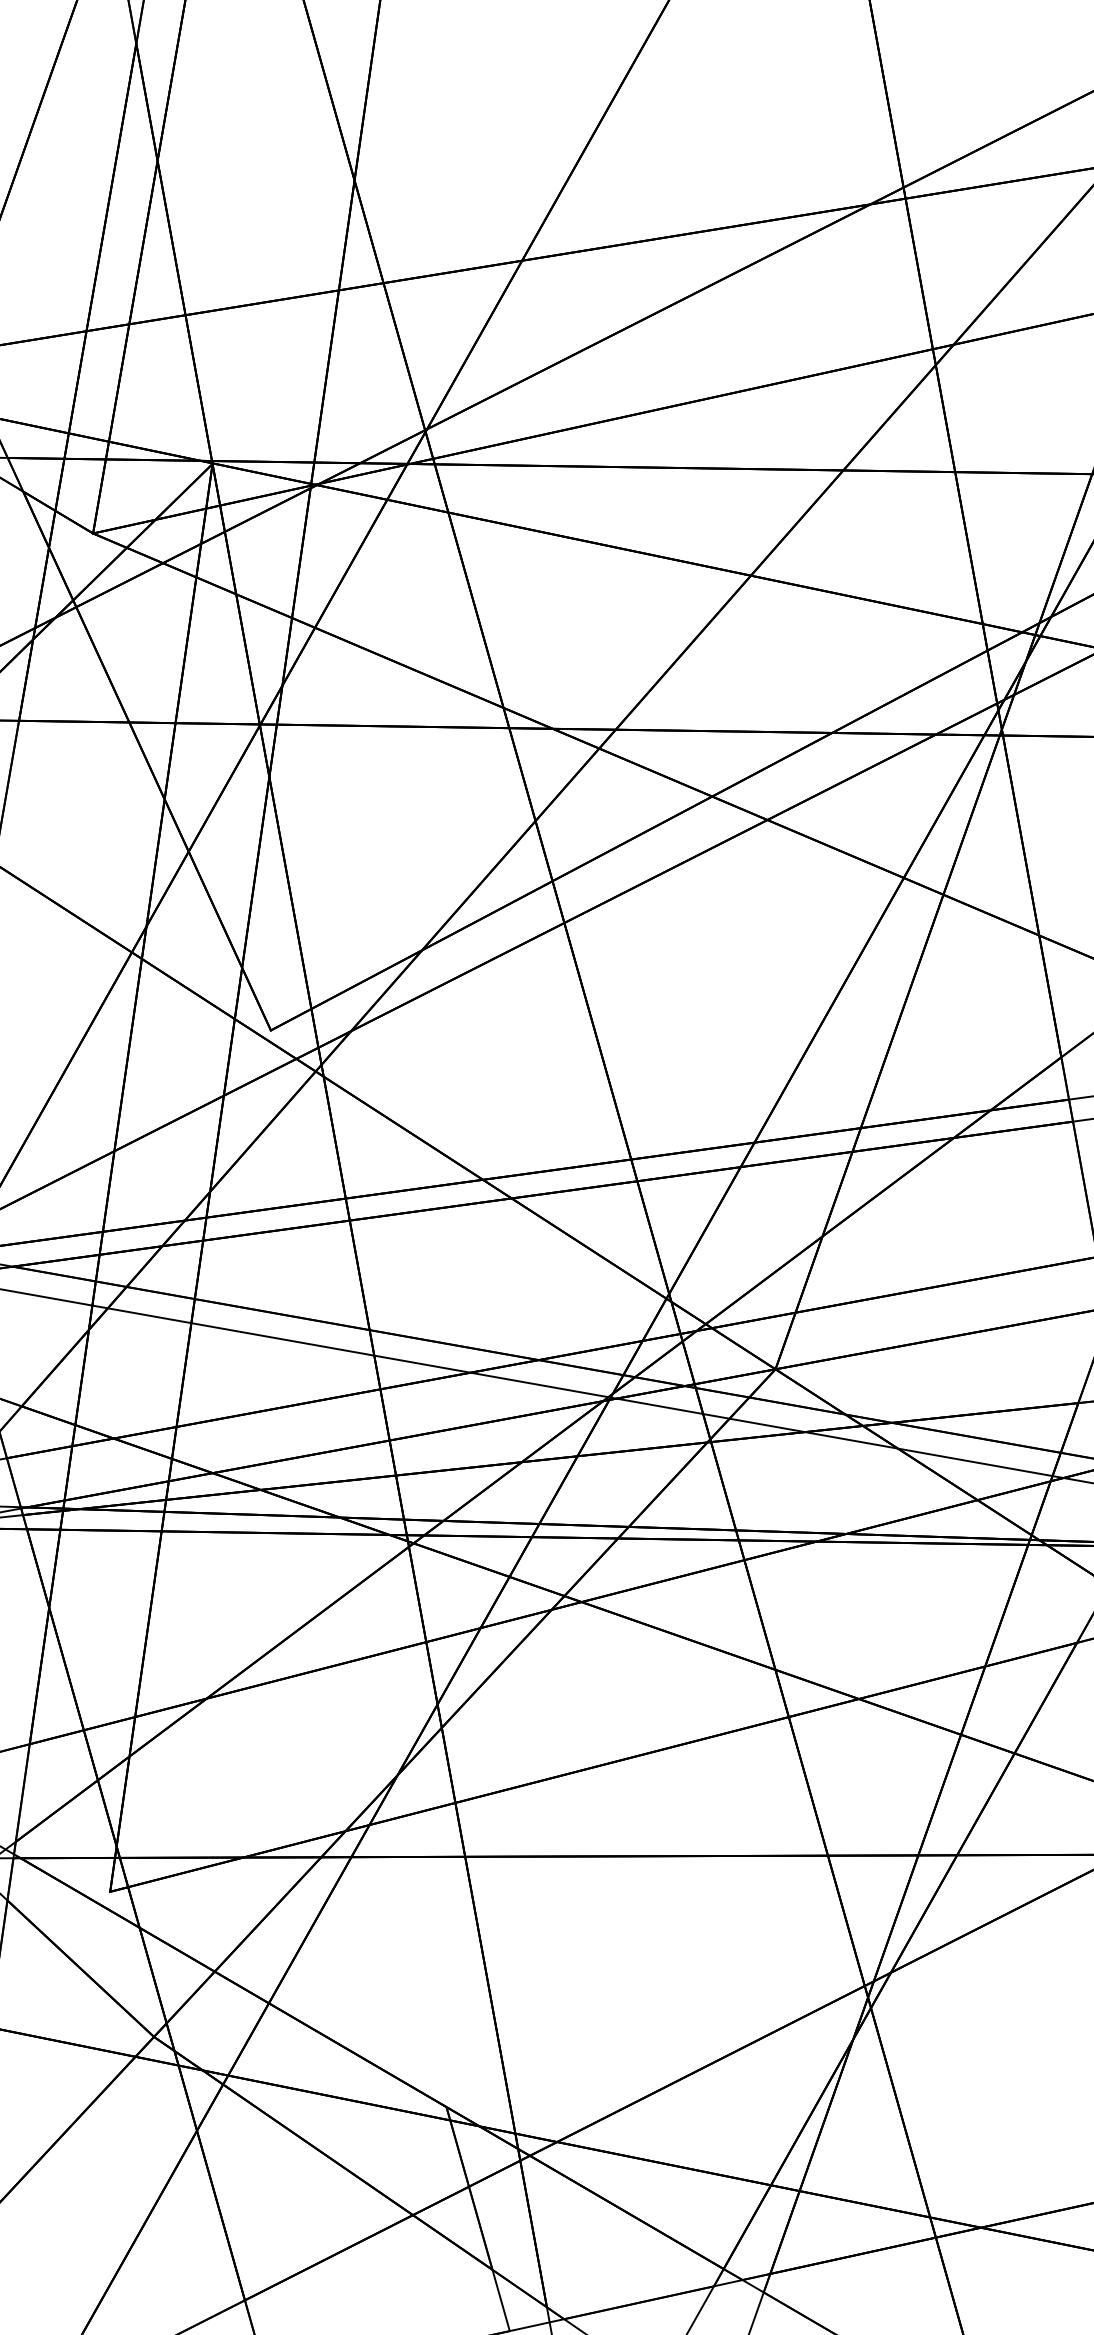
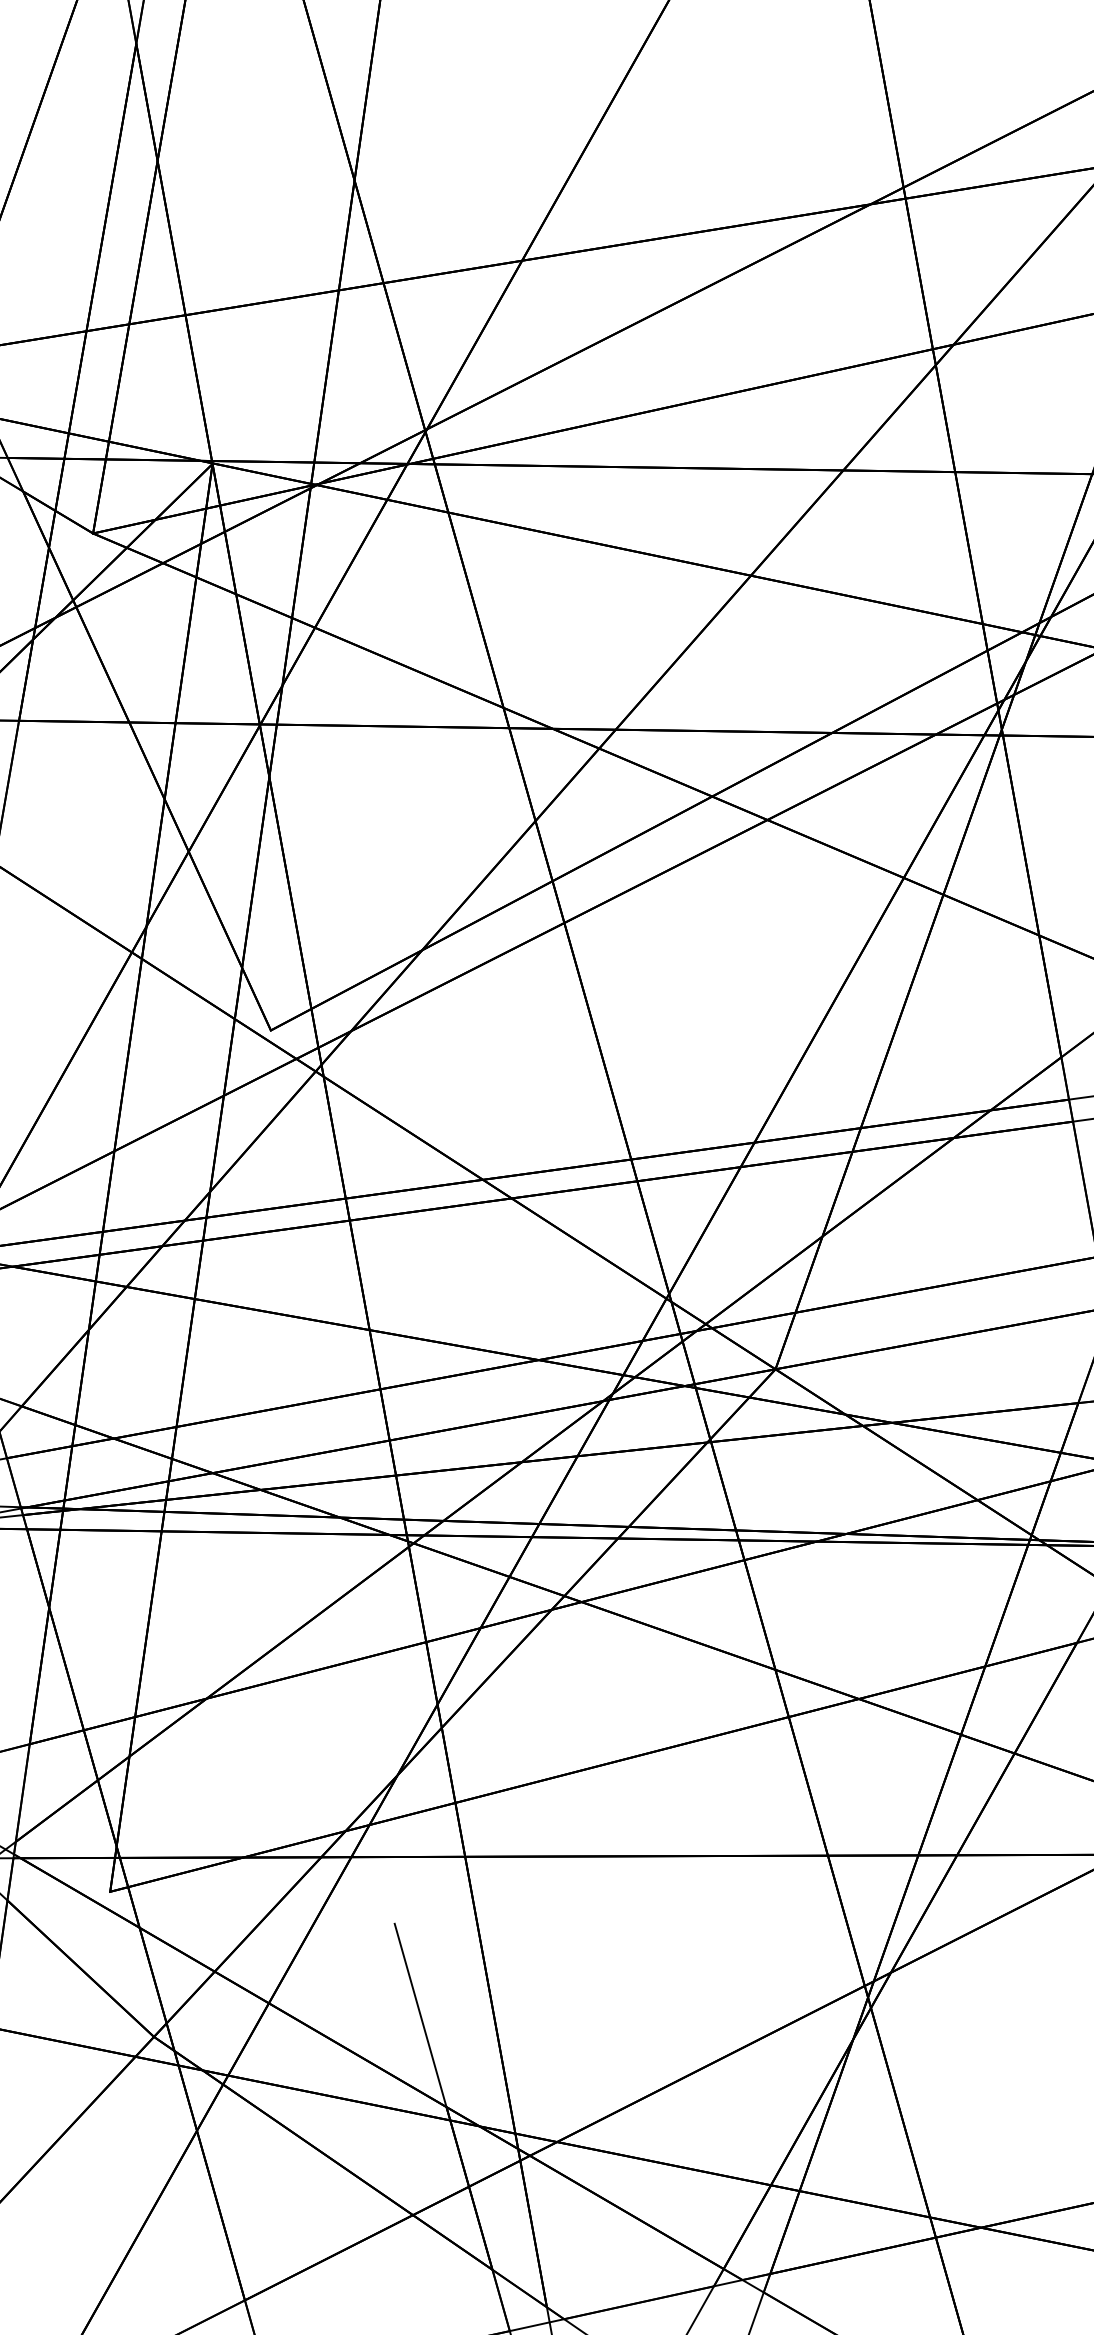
line position: (546, 1385) -> (546, 1361) (546, 1361)
line: none -> present (452, 2127)
